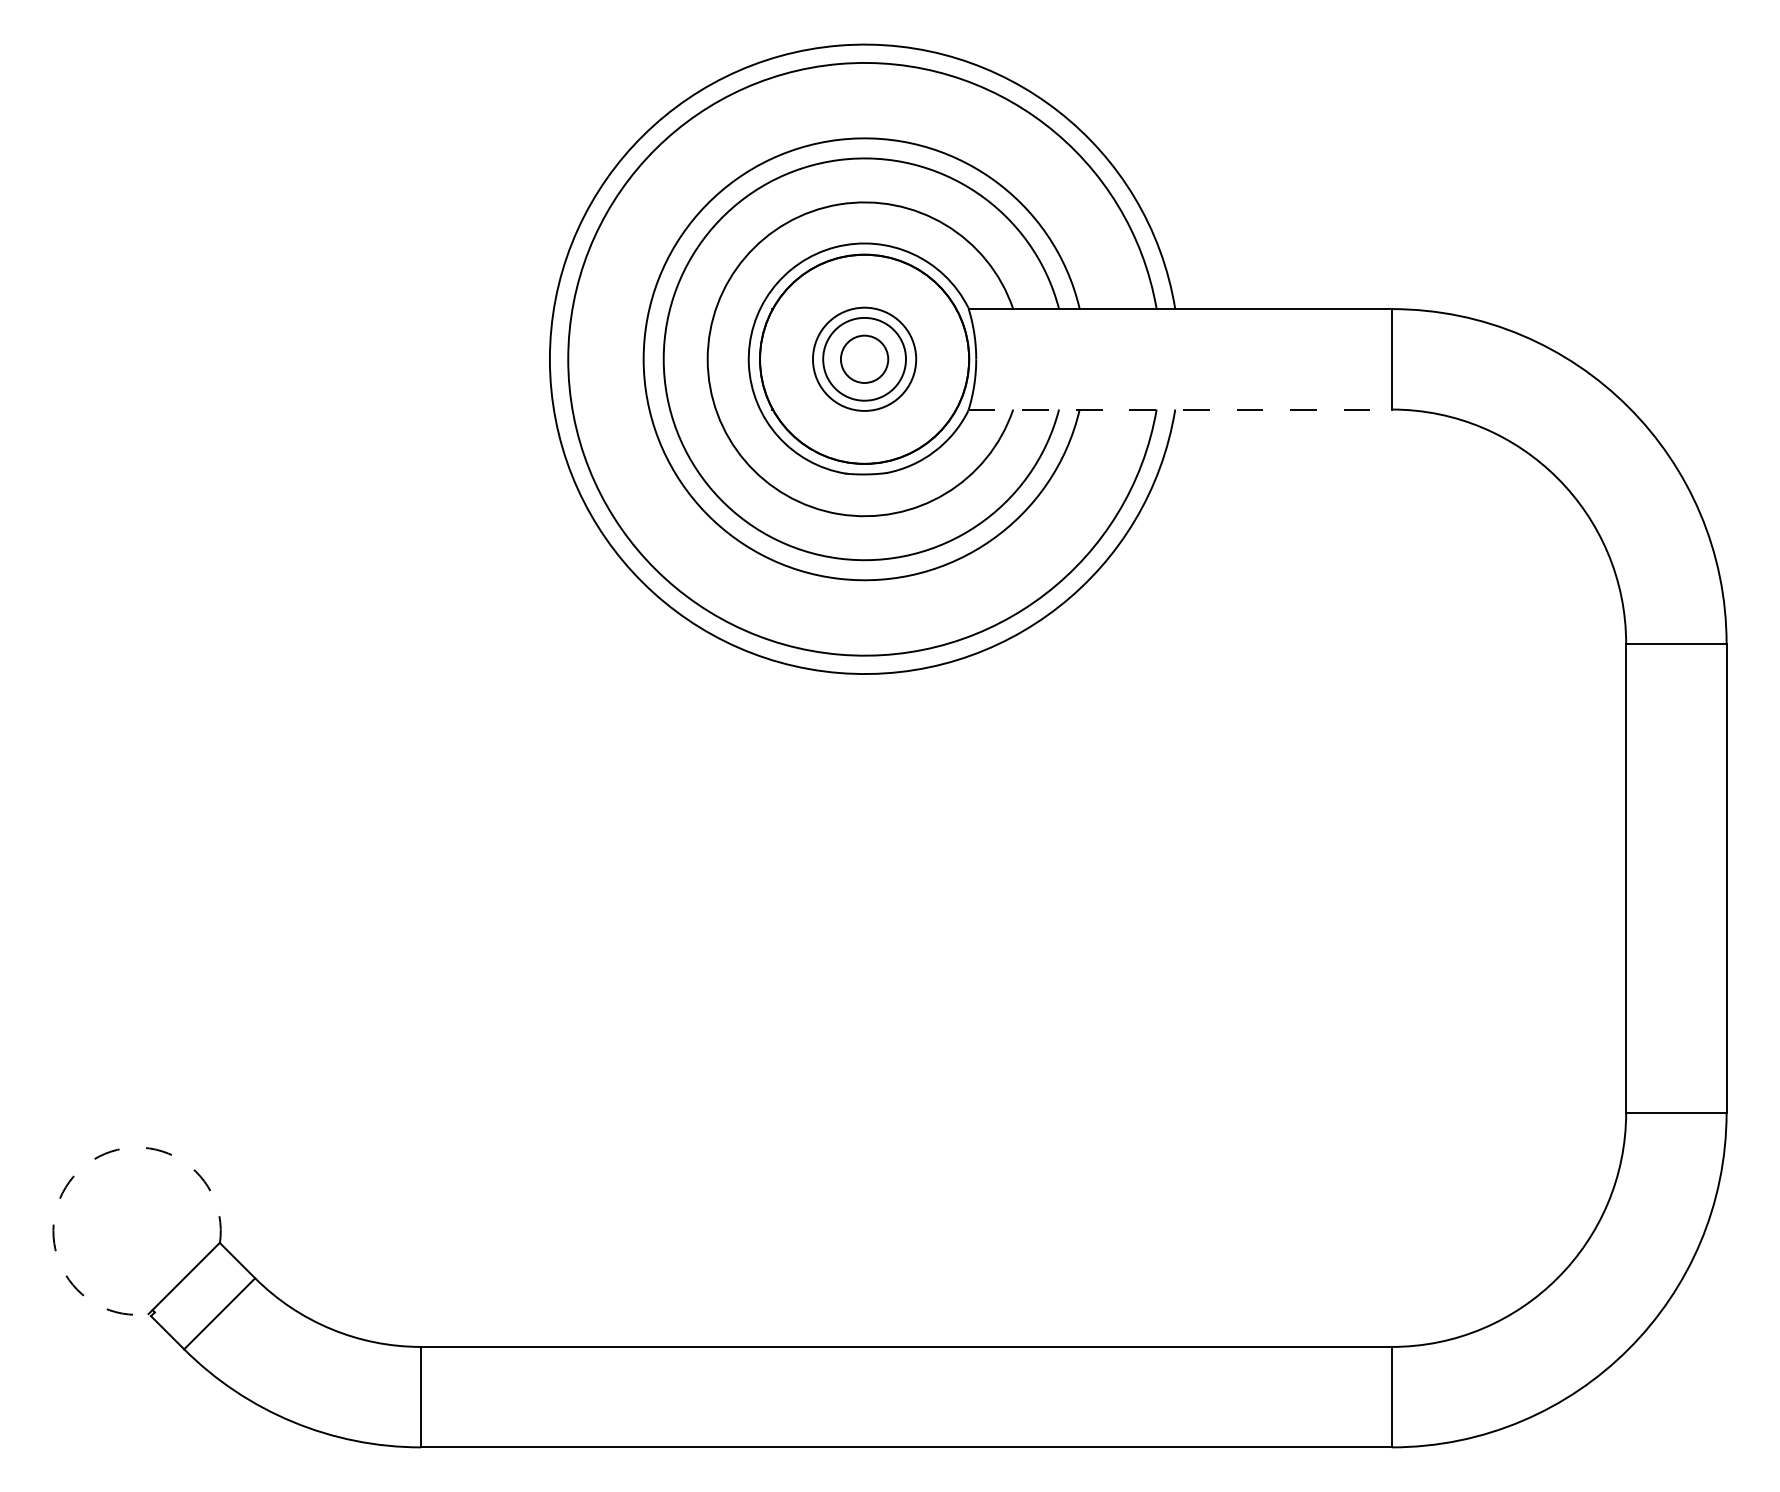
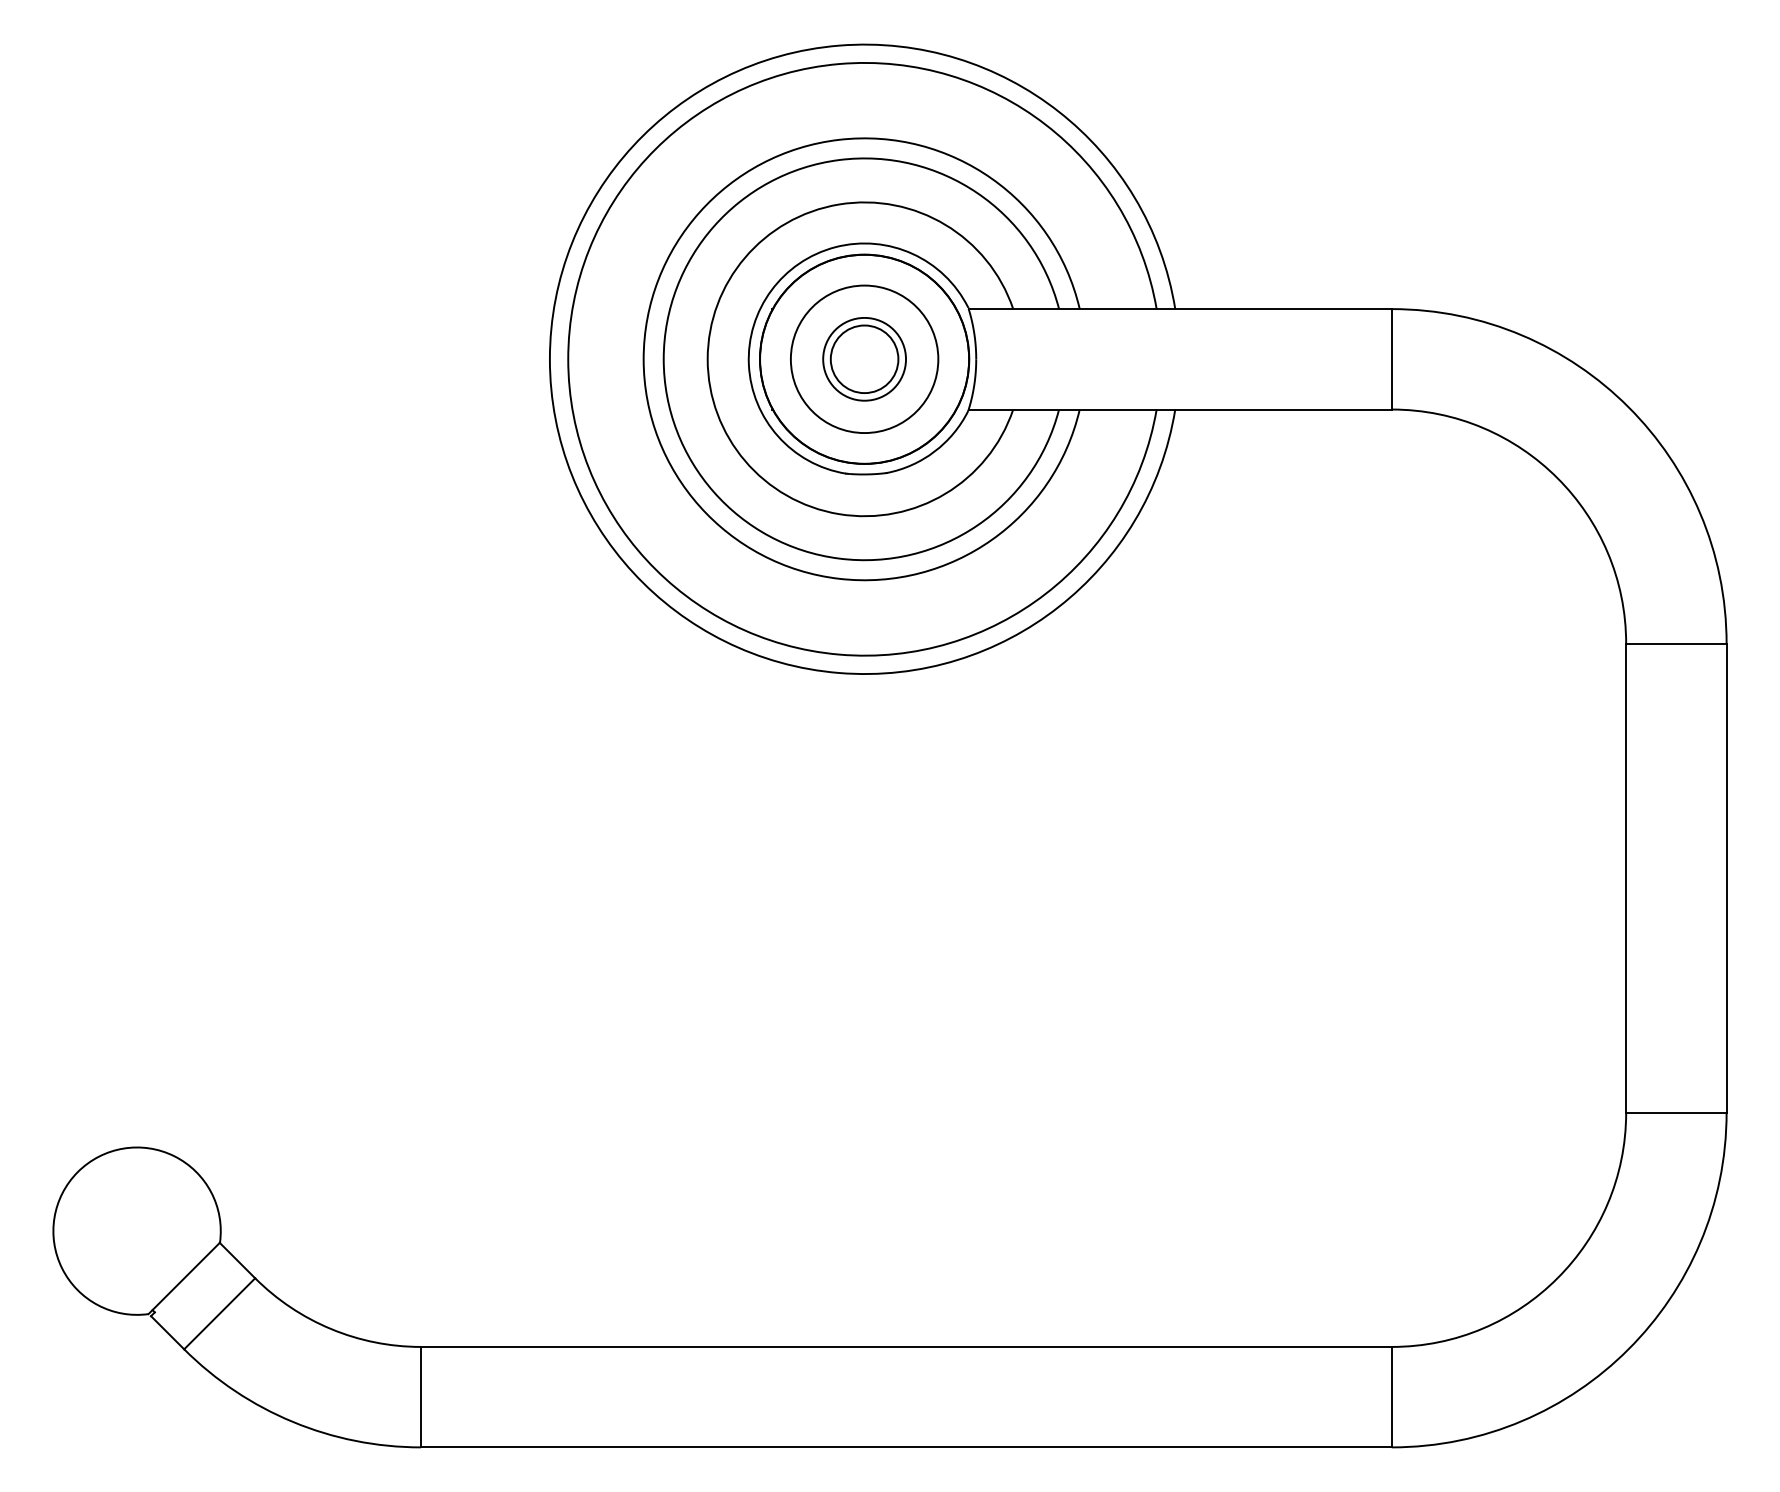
circle diameter: 103 px -> 147 px (864, 359)
circle diameter: 47 px -> 68 px (864, 359)
line: dashed -> solid (1180, 409)
arc: dashed -> solid (77, 1172)
